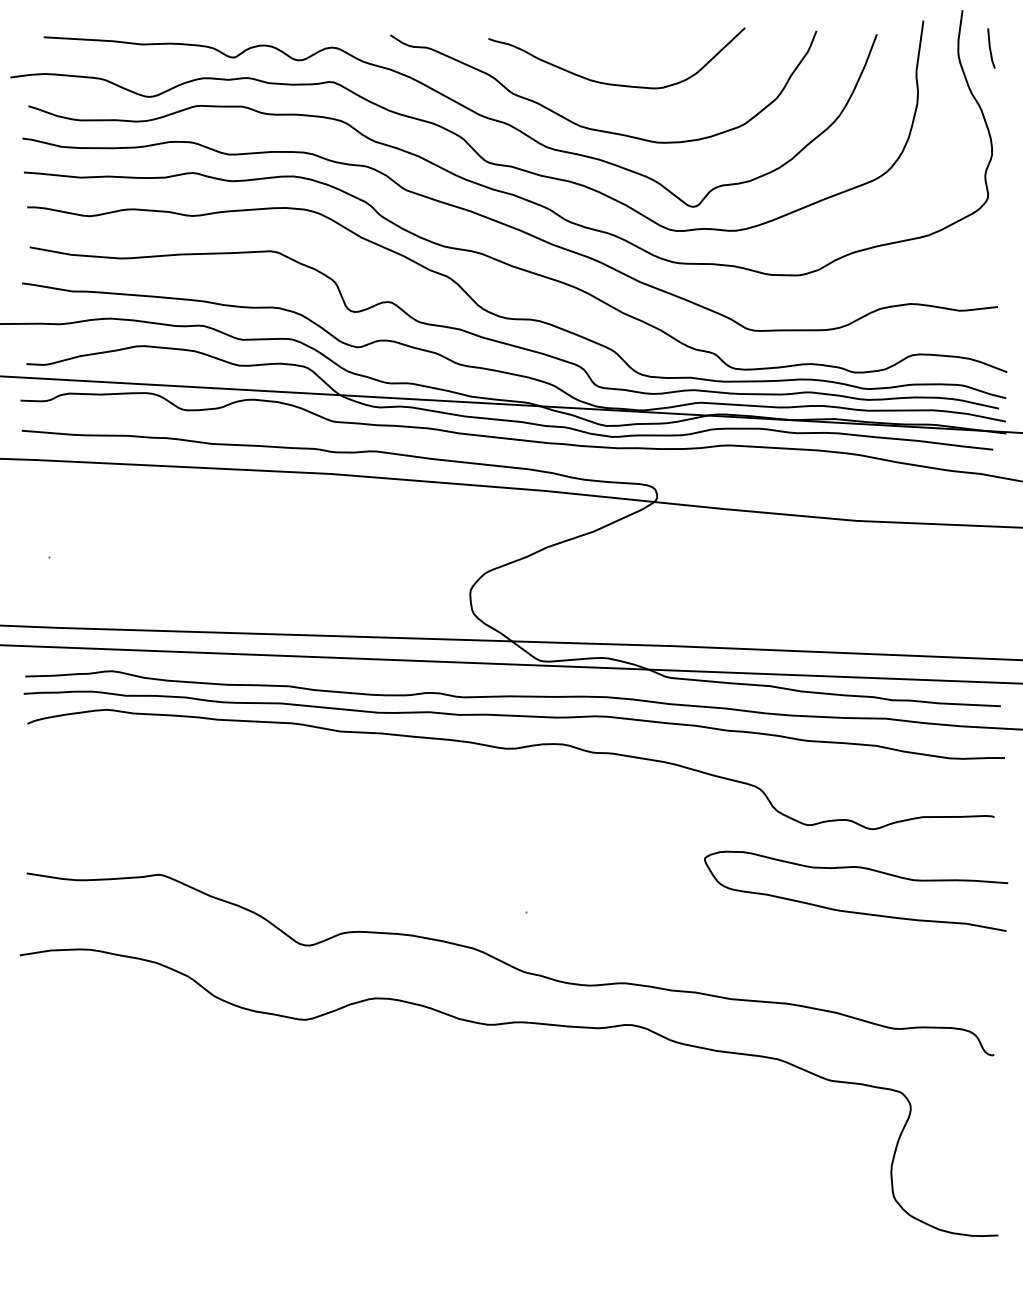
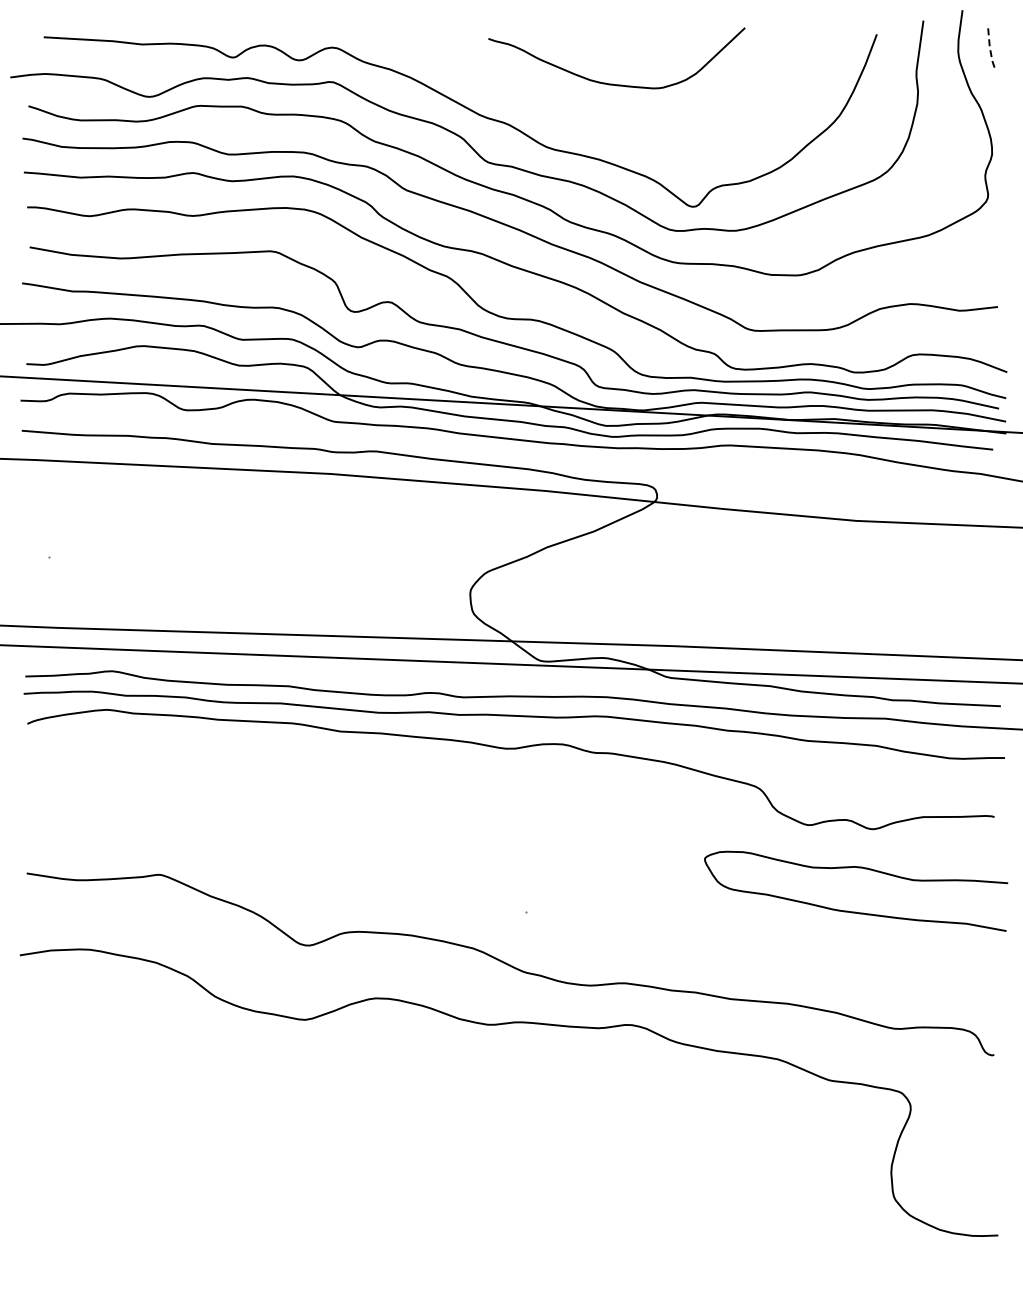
line: solid -> dashed (990, 49)
curve: present -> none (594, 128)
